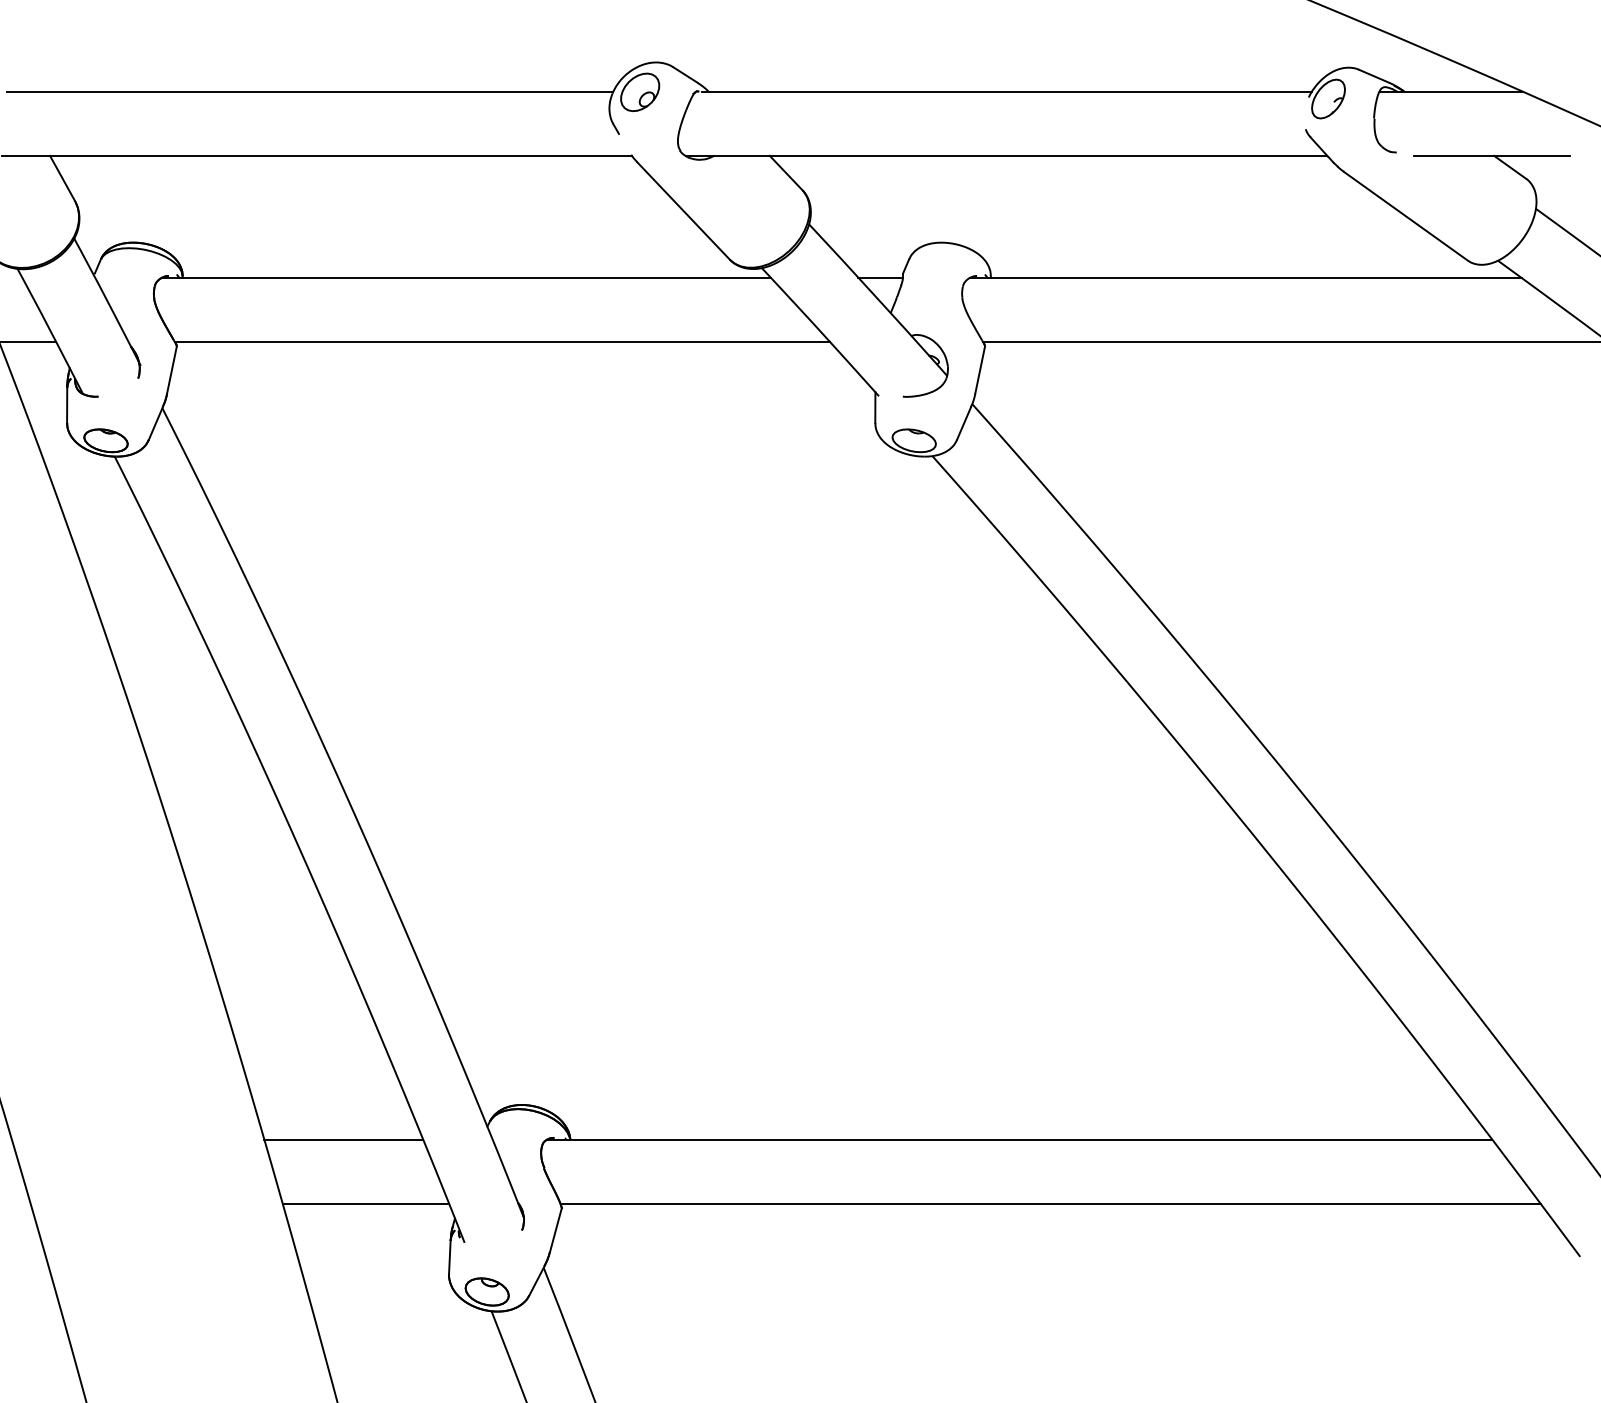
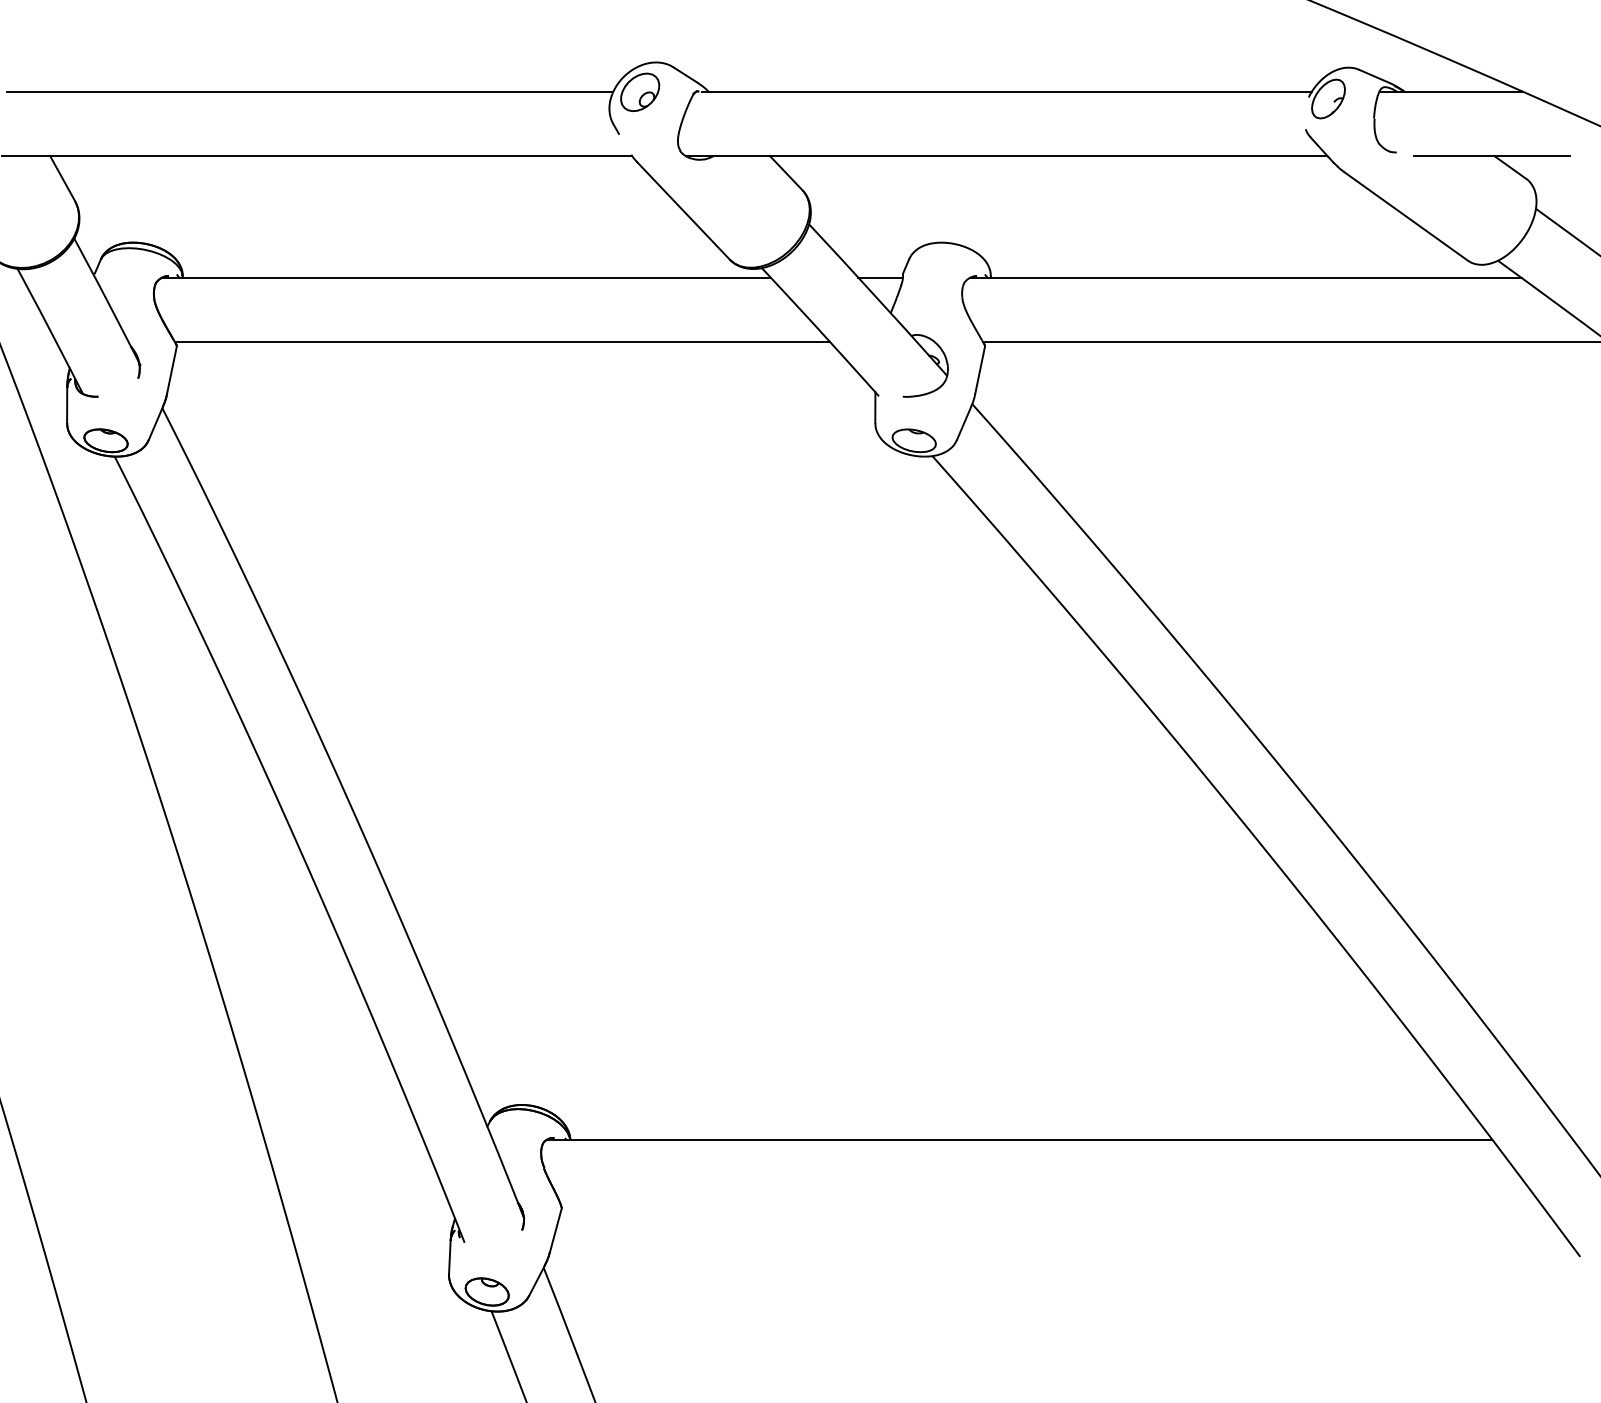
line: present -> none (29, 342)
line: present -> none (343, 1139)
line: present -> none (365, 1204)
line: present -> none (1050, 1204)
